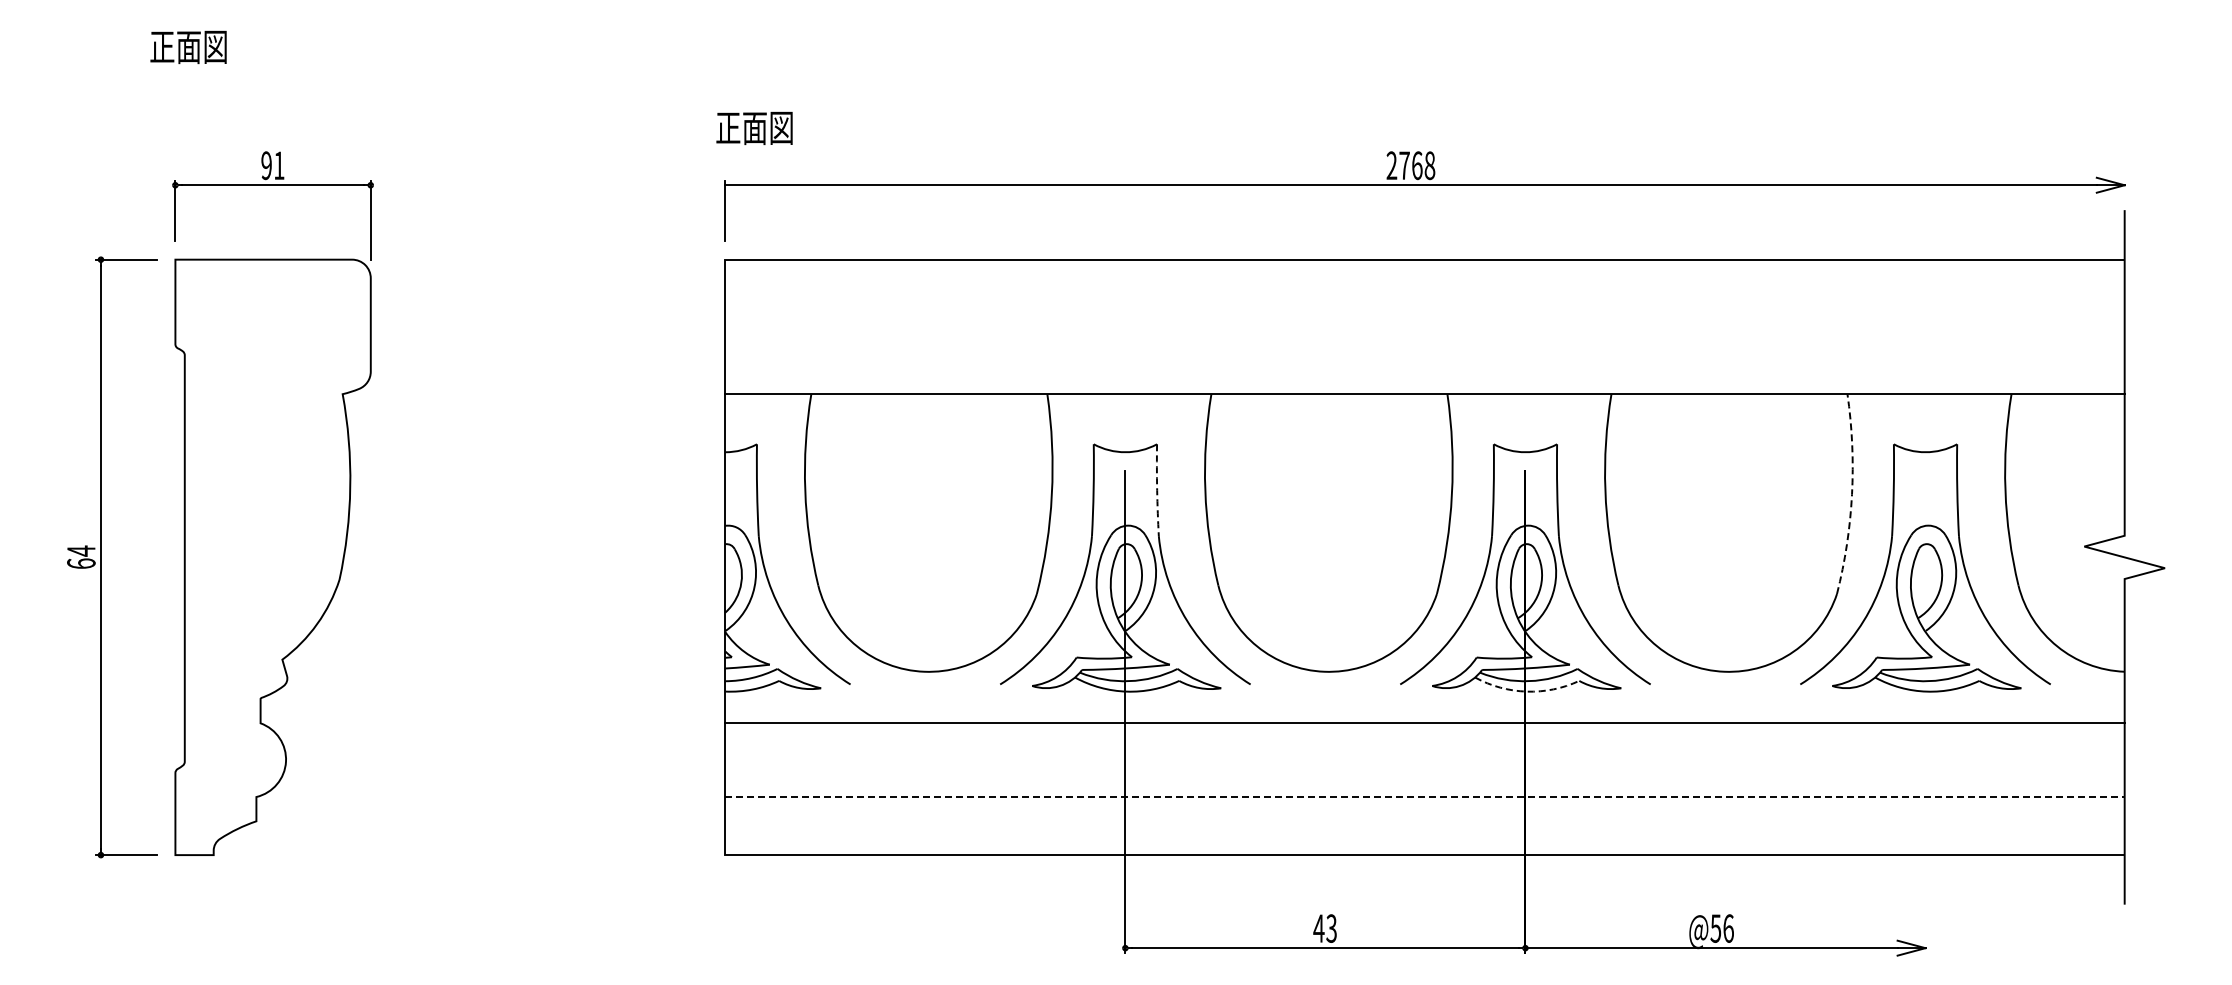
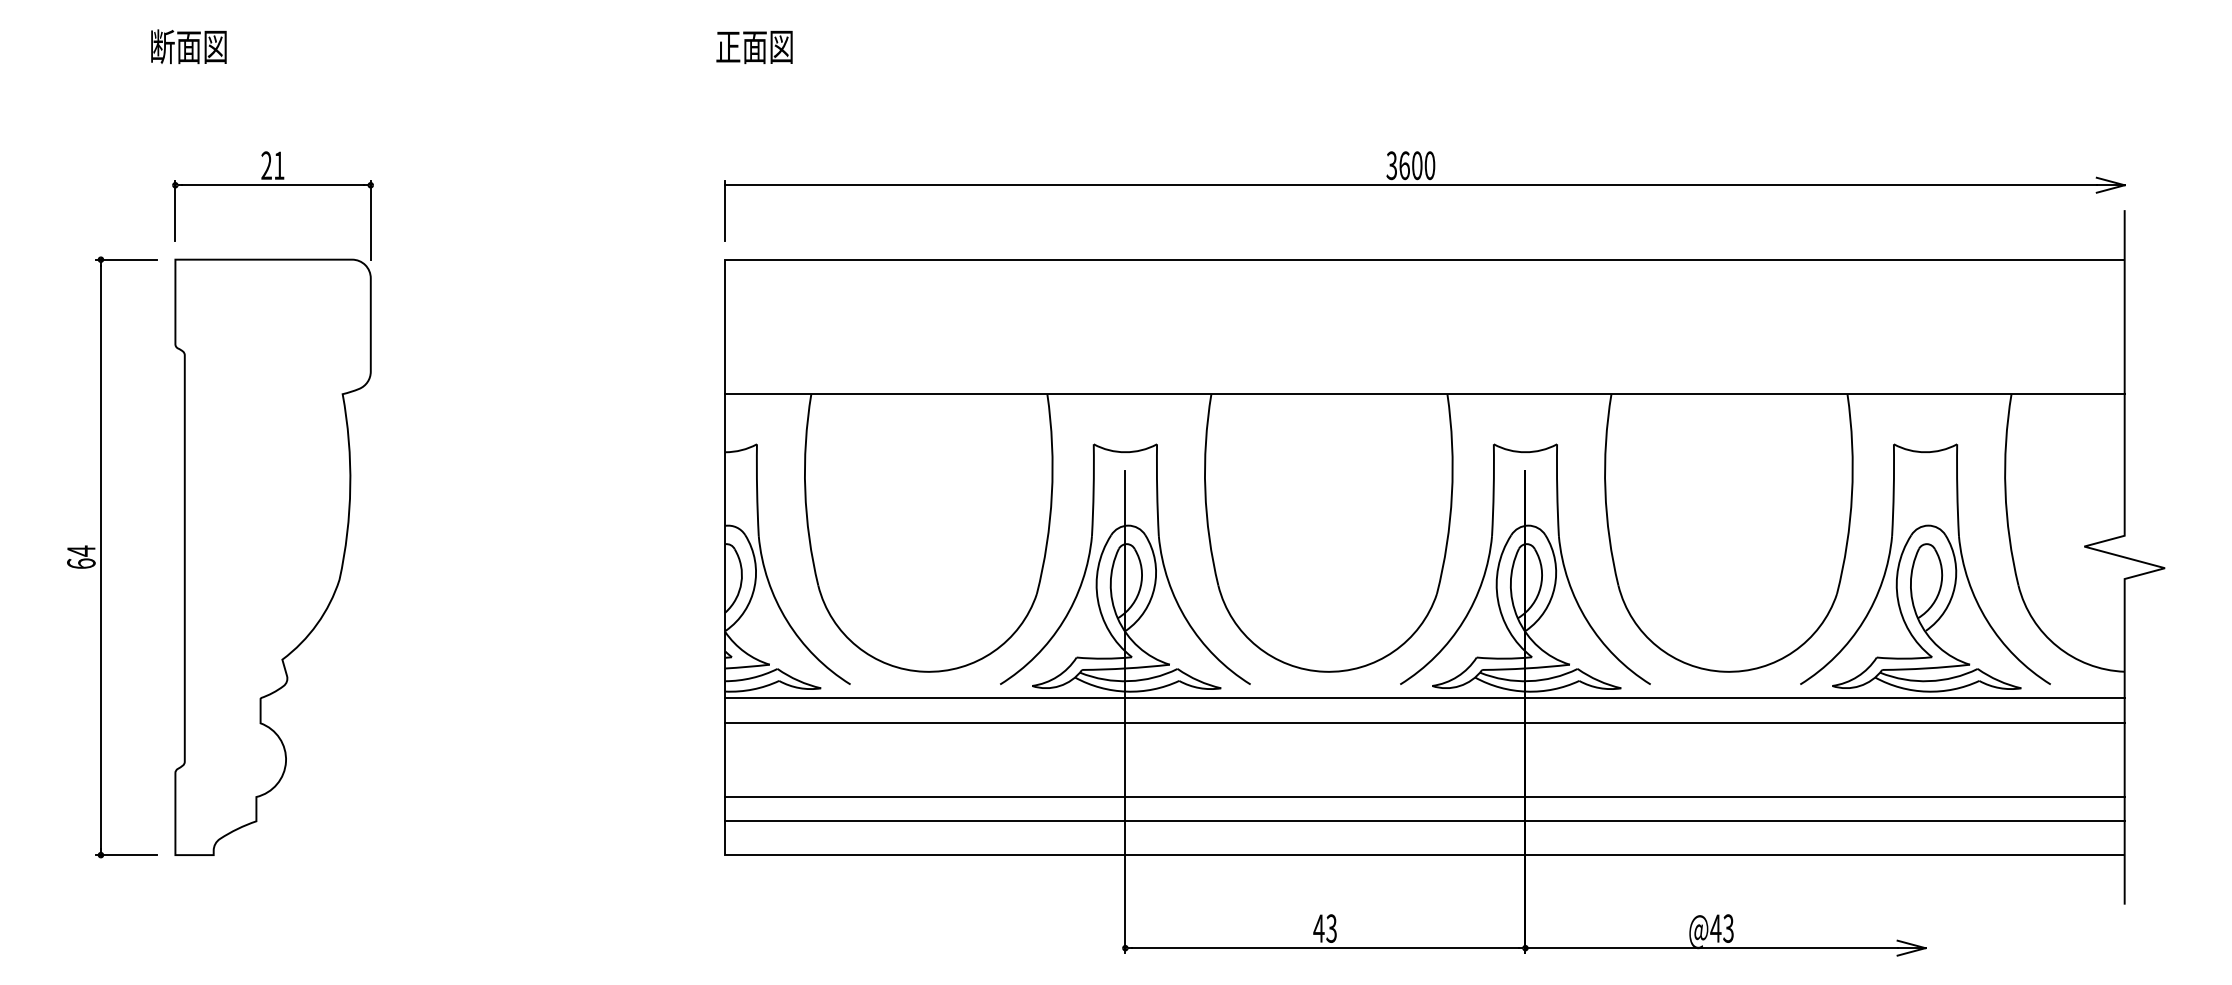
text: 正面図 -> 断面図 (162, 46)
text position: (754, 128) -> (754, 47) (754, 47)
text: 91 -> 21 (266, 165)
text: 2768 -> 3600 (1410, 165)
arc: dashed -> solid (1157, 490)
arc: dashed -> solid (1852, 494)
arc: dashed -> solid (1526, 691)
line: none -> present (1424, 698)
line: dashed -> solid (1425, 797)
line: none -> present (1424, 821)
text: @56 -> @43 (1721, 928)
